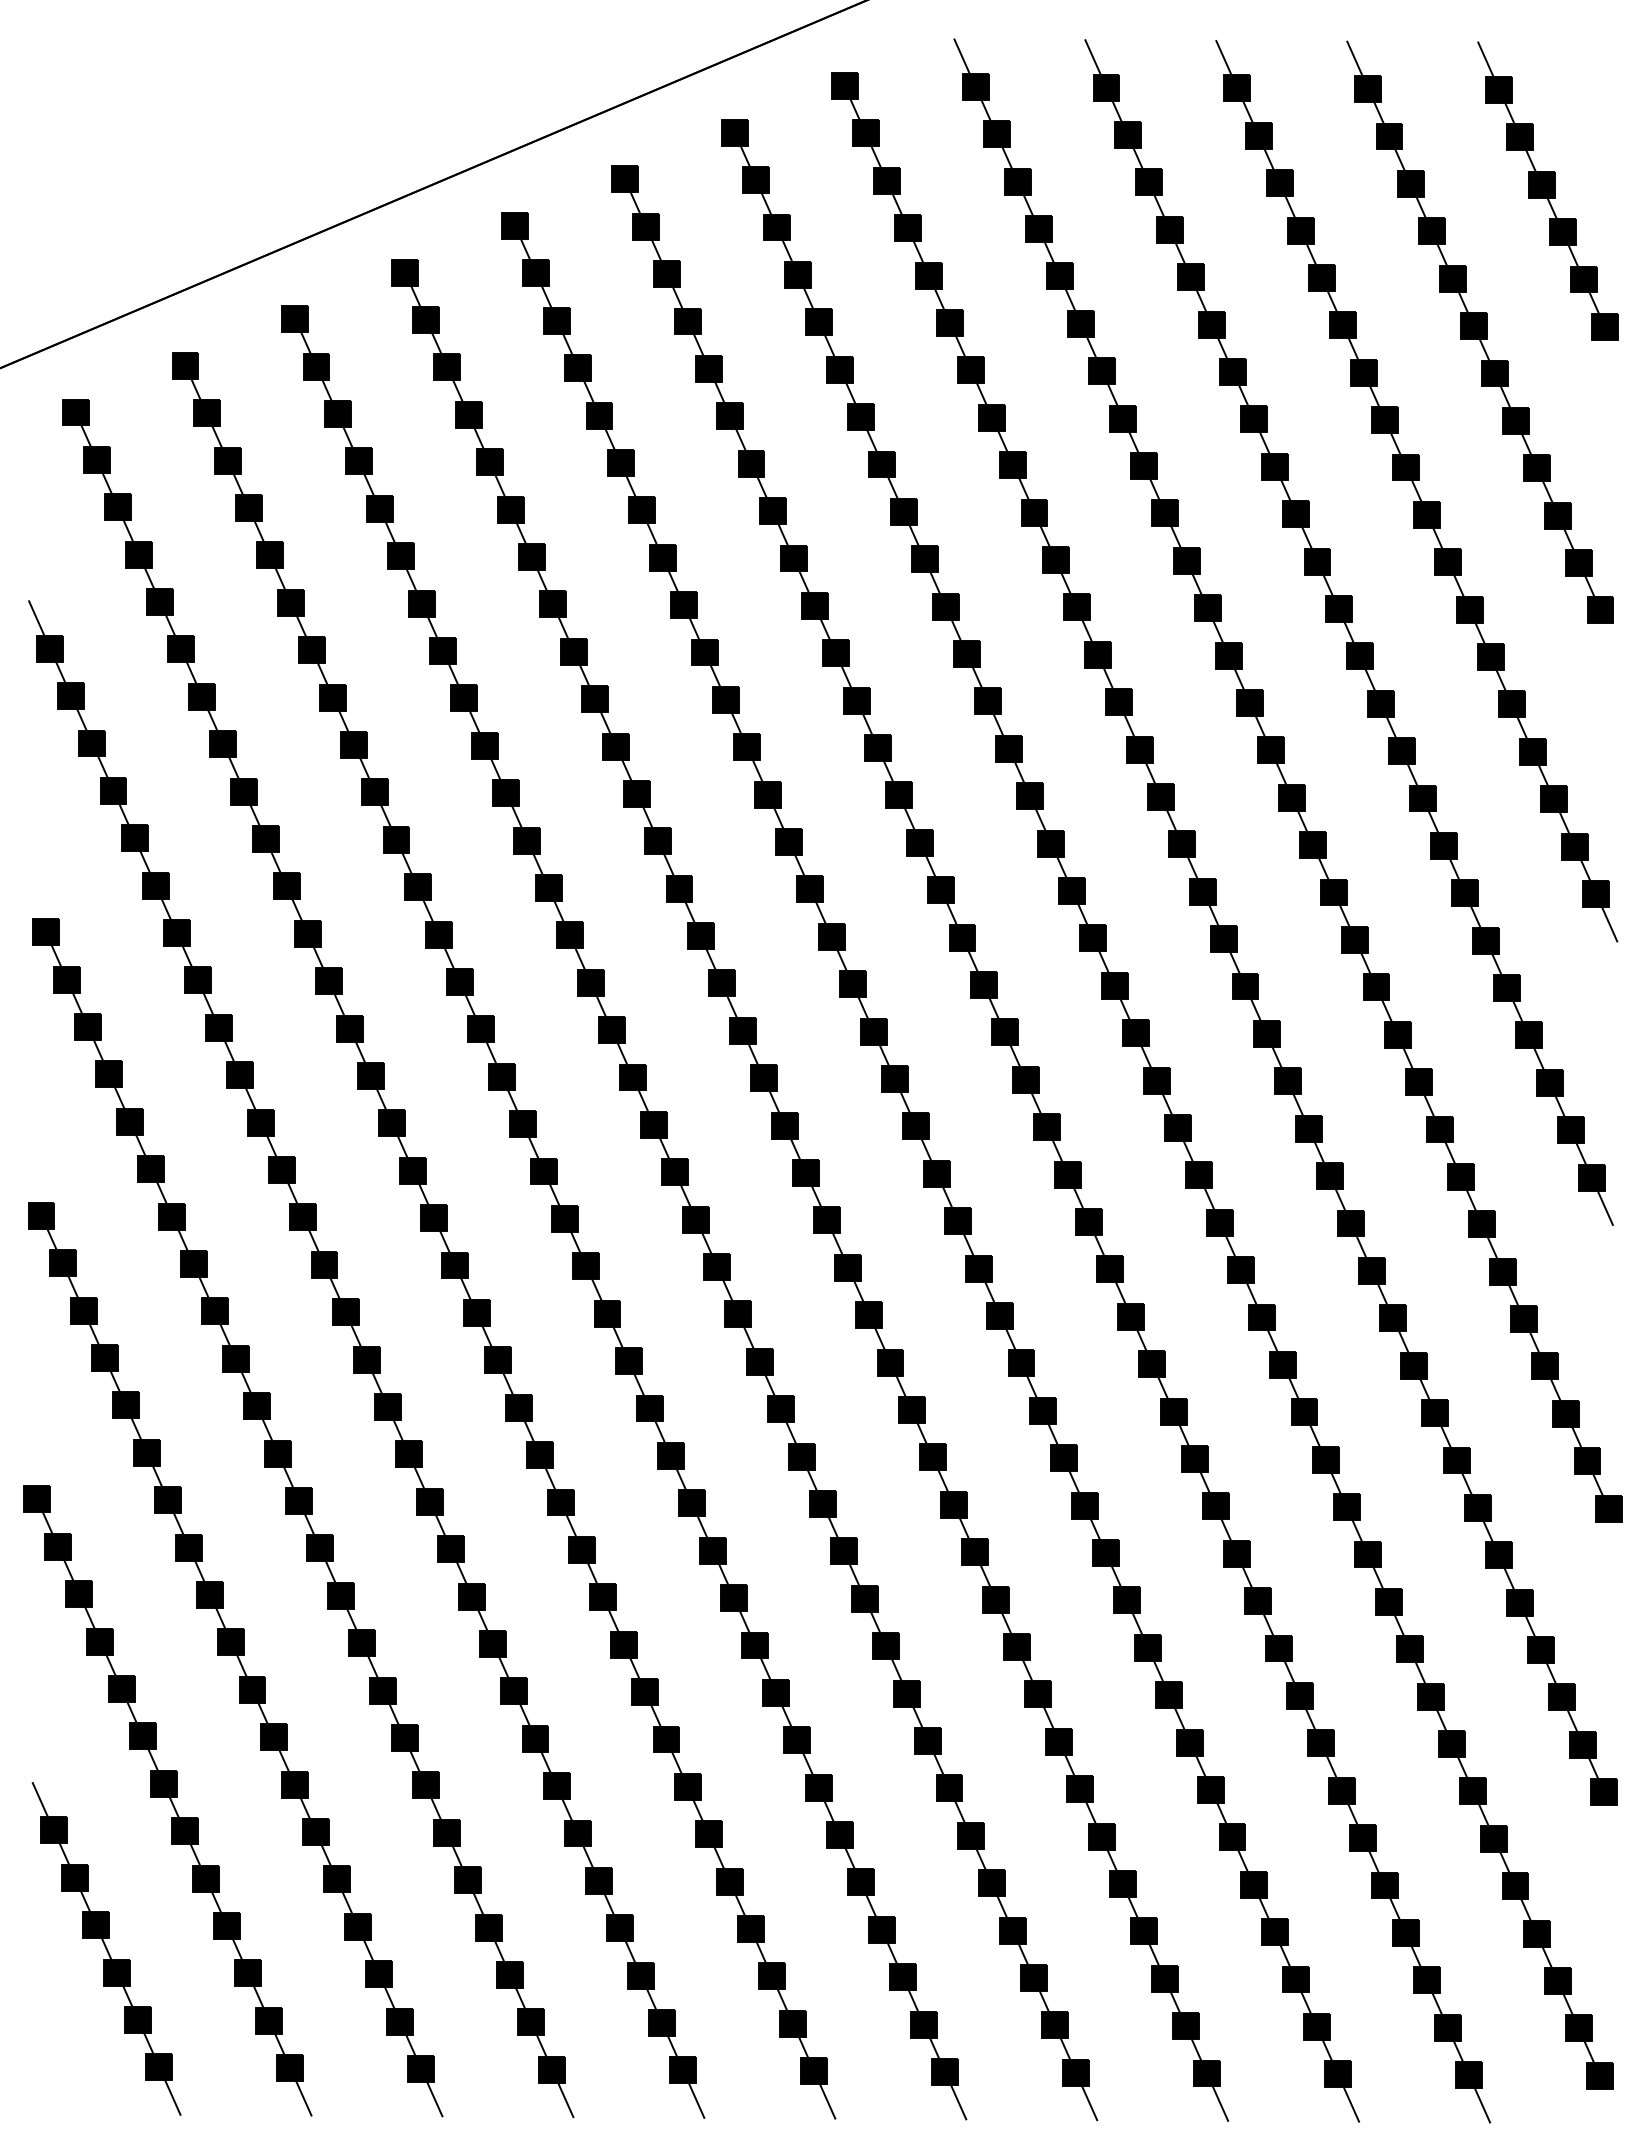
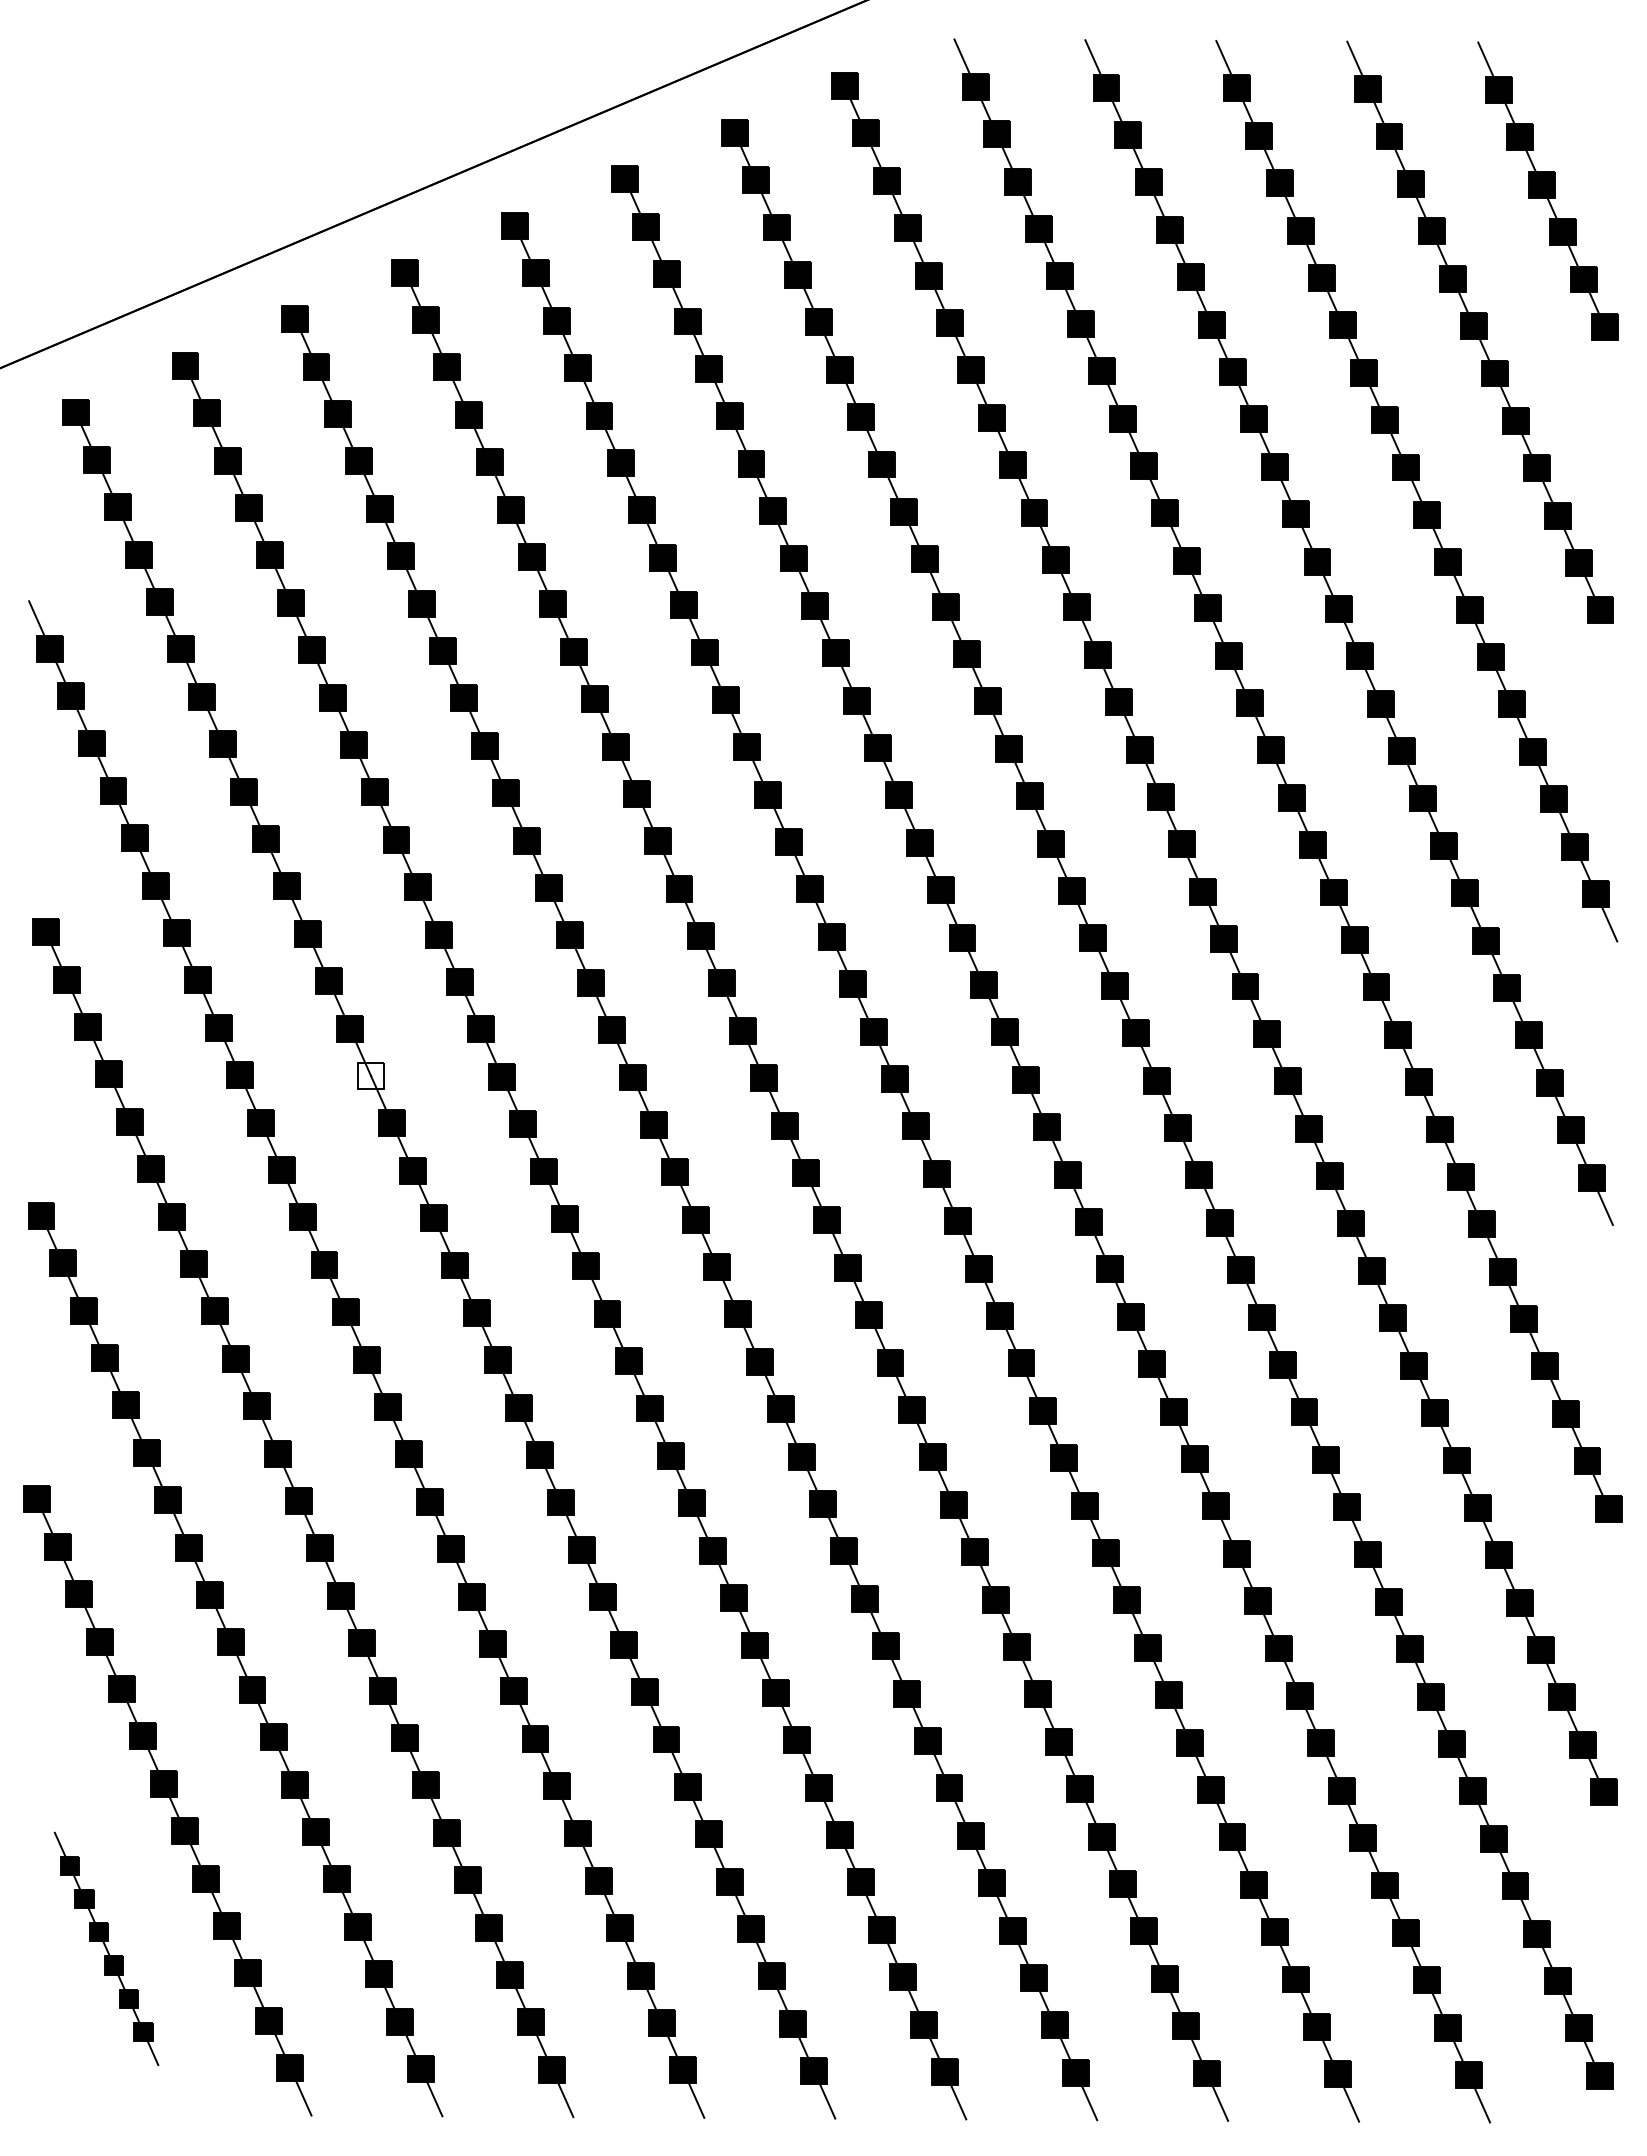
fill: present -> none (371, 1075)
part size: 151x334 px -> 107x235 px (106, 1948)
